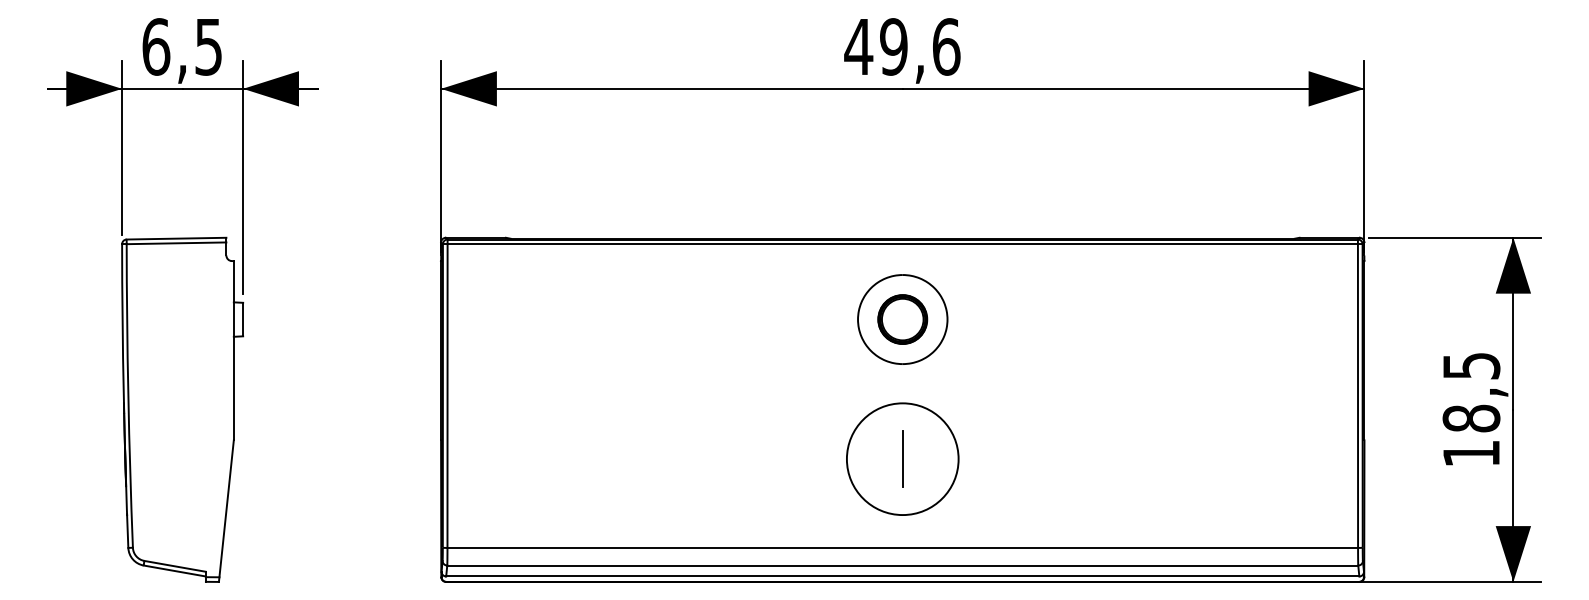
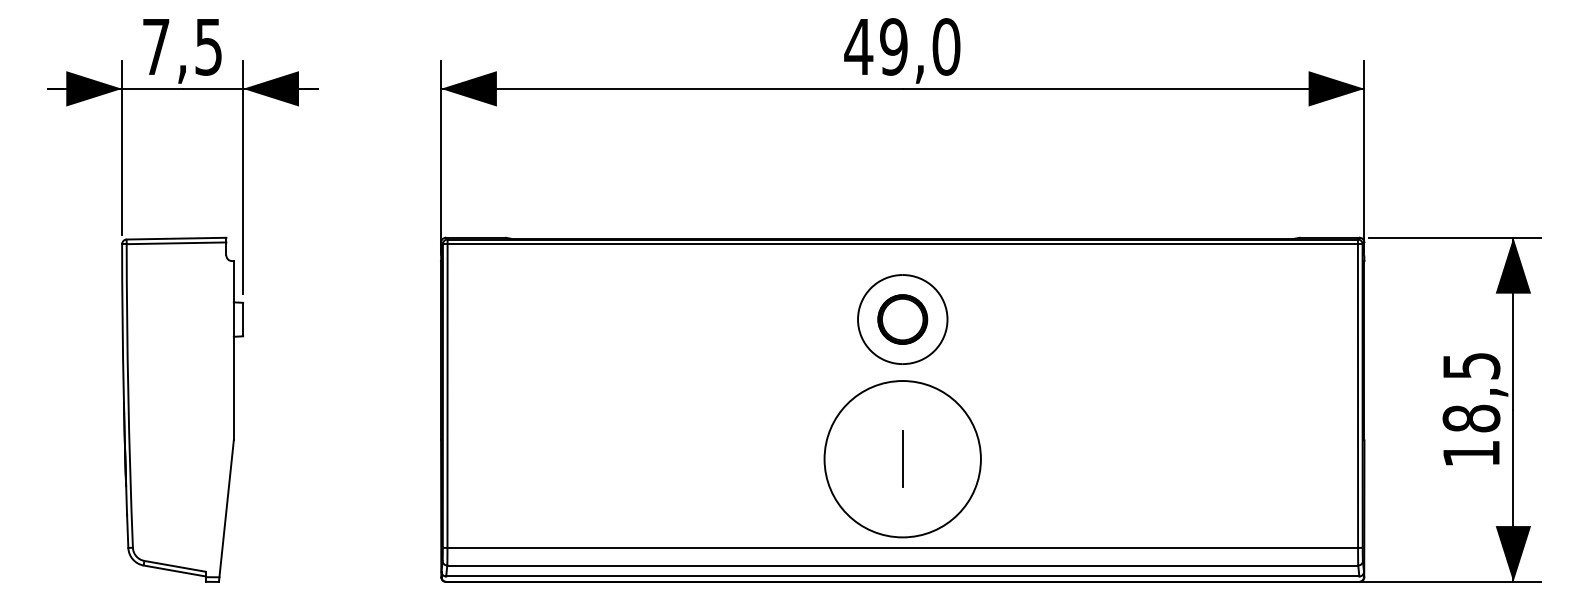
text: 6,5 -> 7,5 (156, 46)
text: 49,6 -> 49,0 (946, 46)
circle diameter: 112 px -> 156 px (902, 459)
